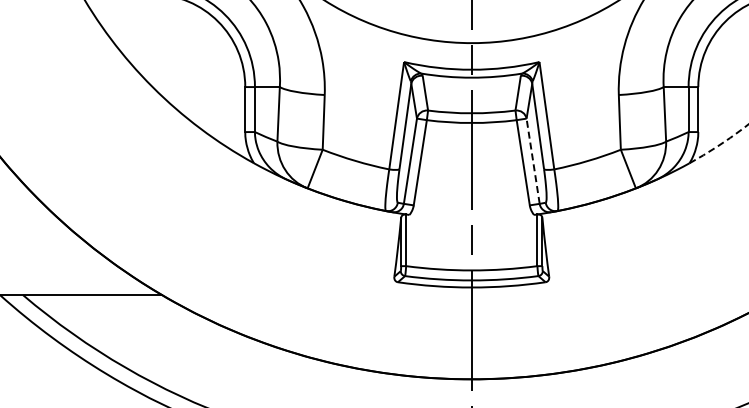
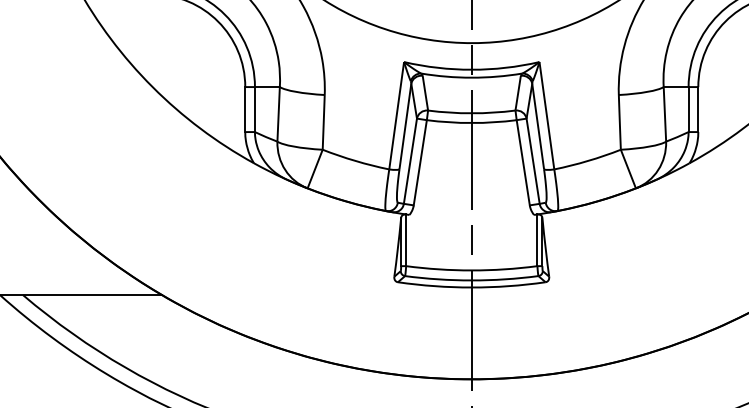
arc: dashed -> solid (720, 144)
line: dashed -> solid (533, 160)
